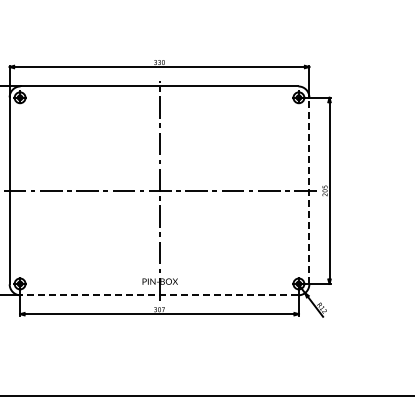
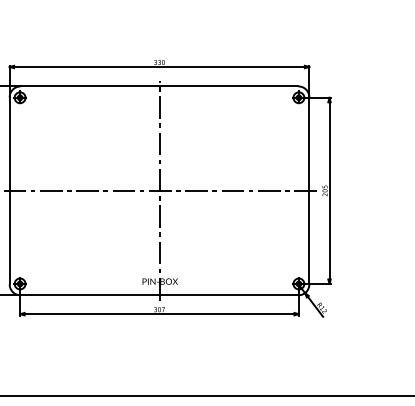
line: dashed -> solid (309, 190)
line: dashed -> solid (159, 295)
